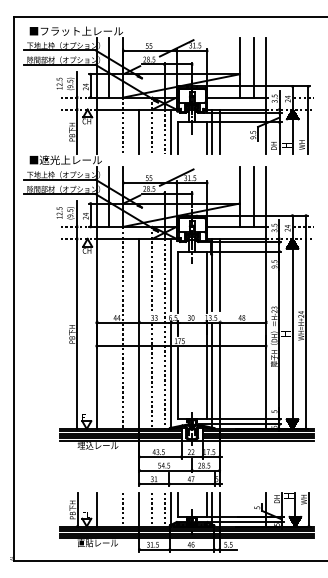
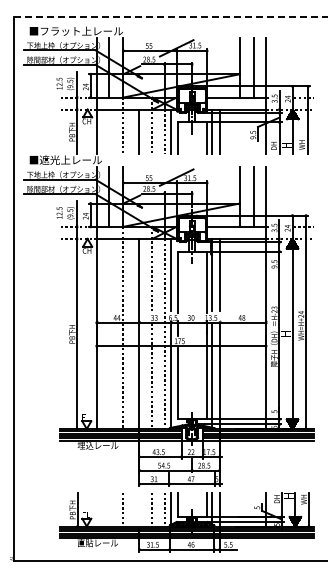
line: solid -> dashed (170, 17)
line: present -> none (96, 509)
line: present -> none (139, 509)
